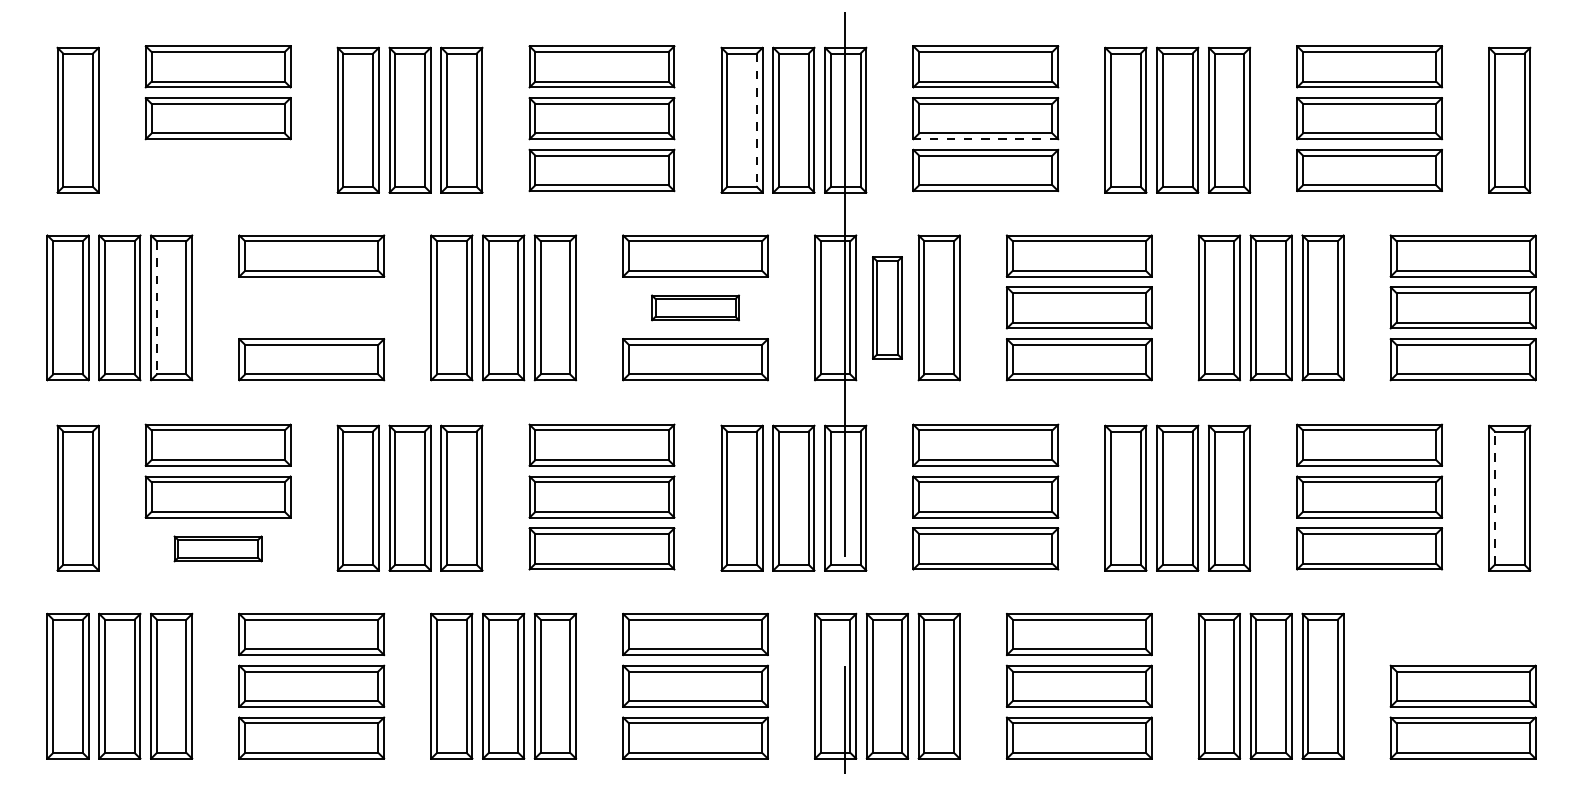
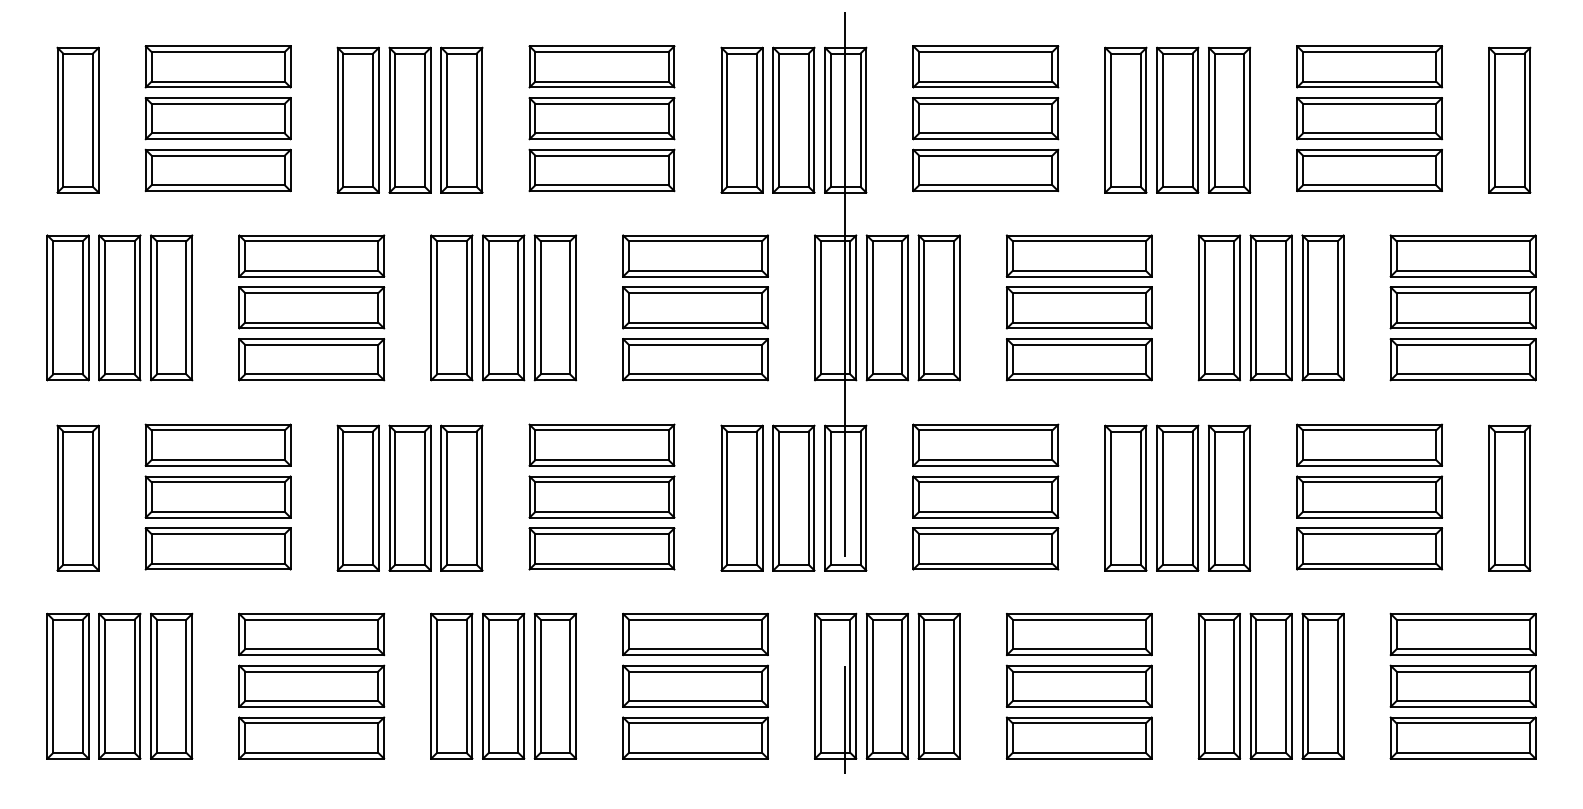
line: dashed -> solid (756, 120)
line: dashed -> solid (985, 139)
part: none -> present (217, 170)
line: dashed -> solid (156, 307)
part: none -> present (311, 307)
part size: 89x28 px -> 147x44 px (695, 307)
part size: 31x104 px -> 45x148 px (887, 307)
line: dashed -> solid (1494, 498)
part size: 90x28 px -> 148x44 px (217, 548)
part: none -> present (1462, 634)
